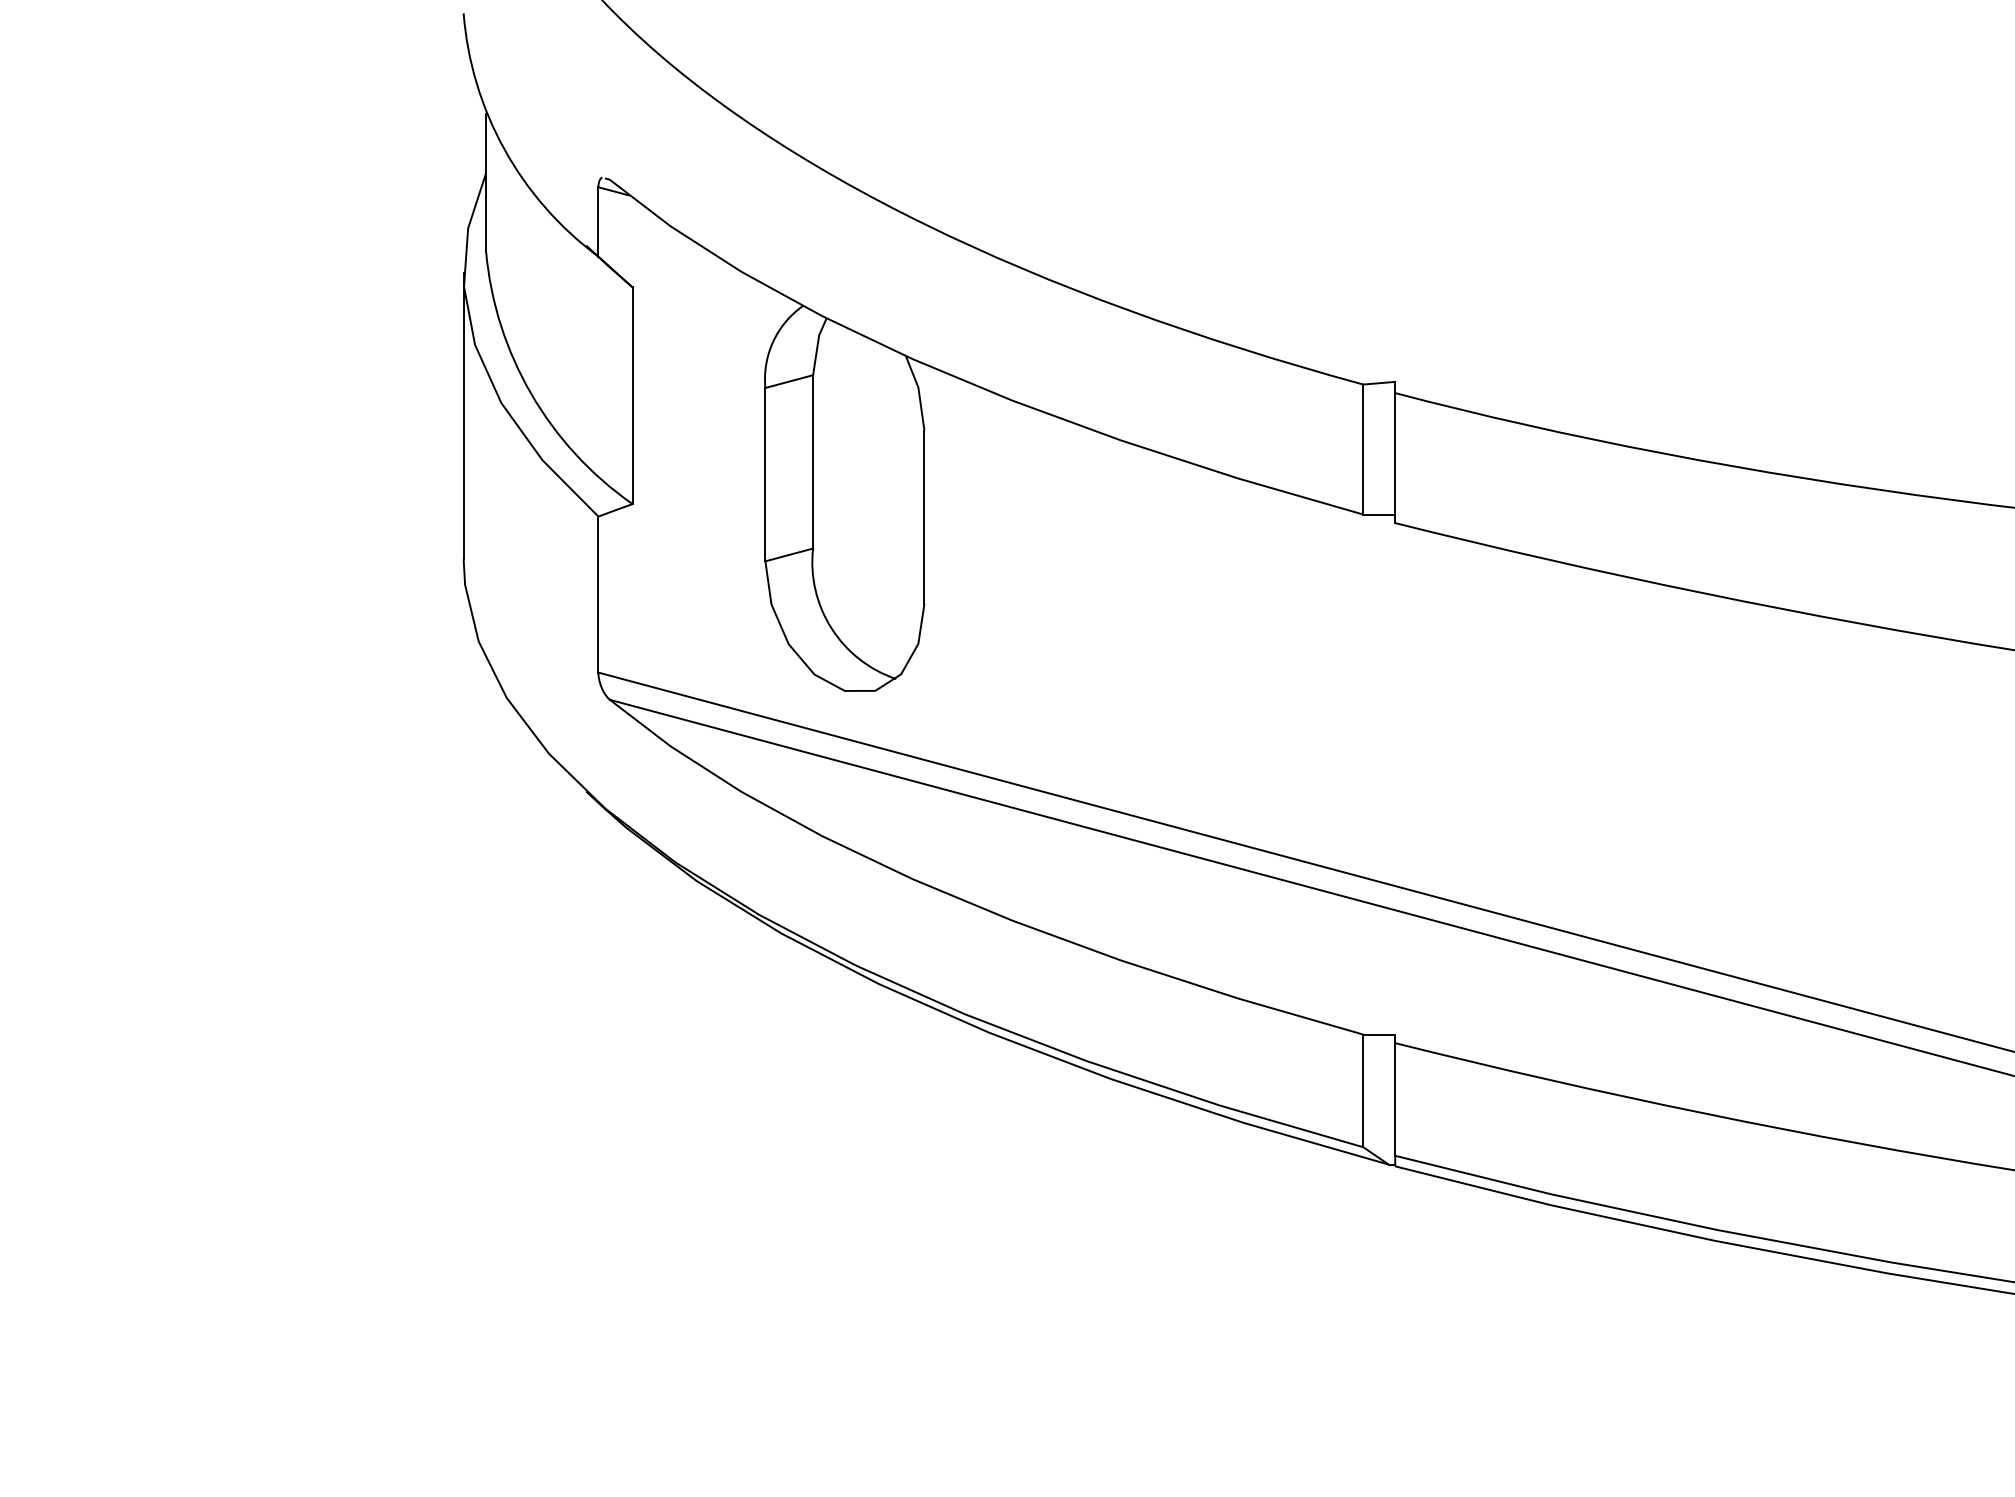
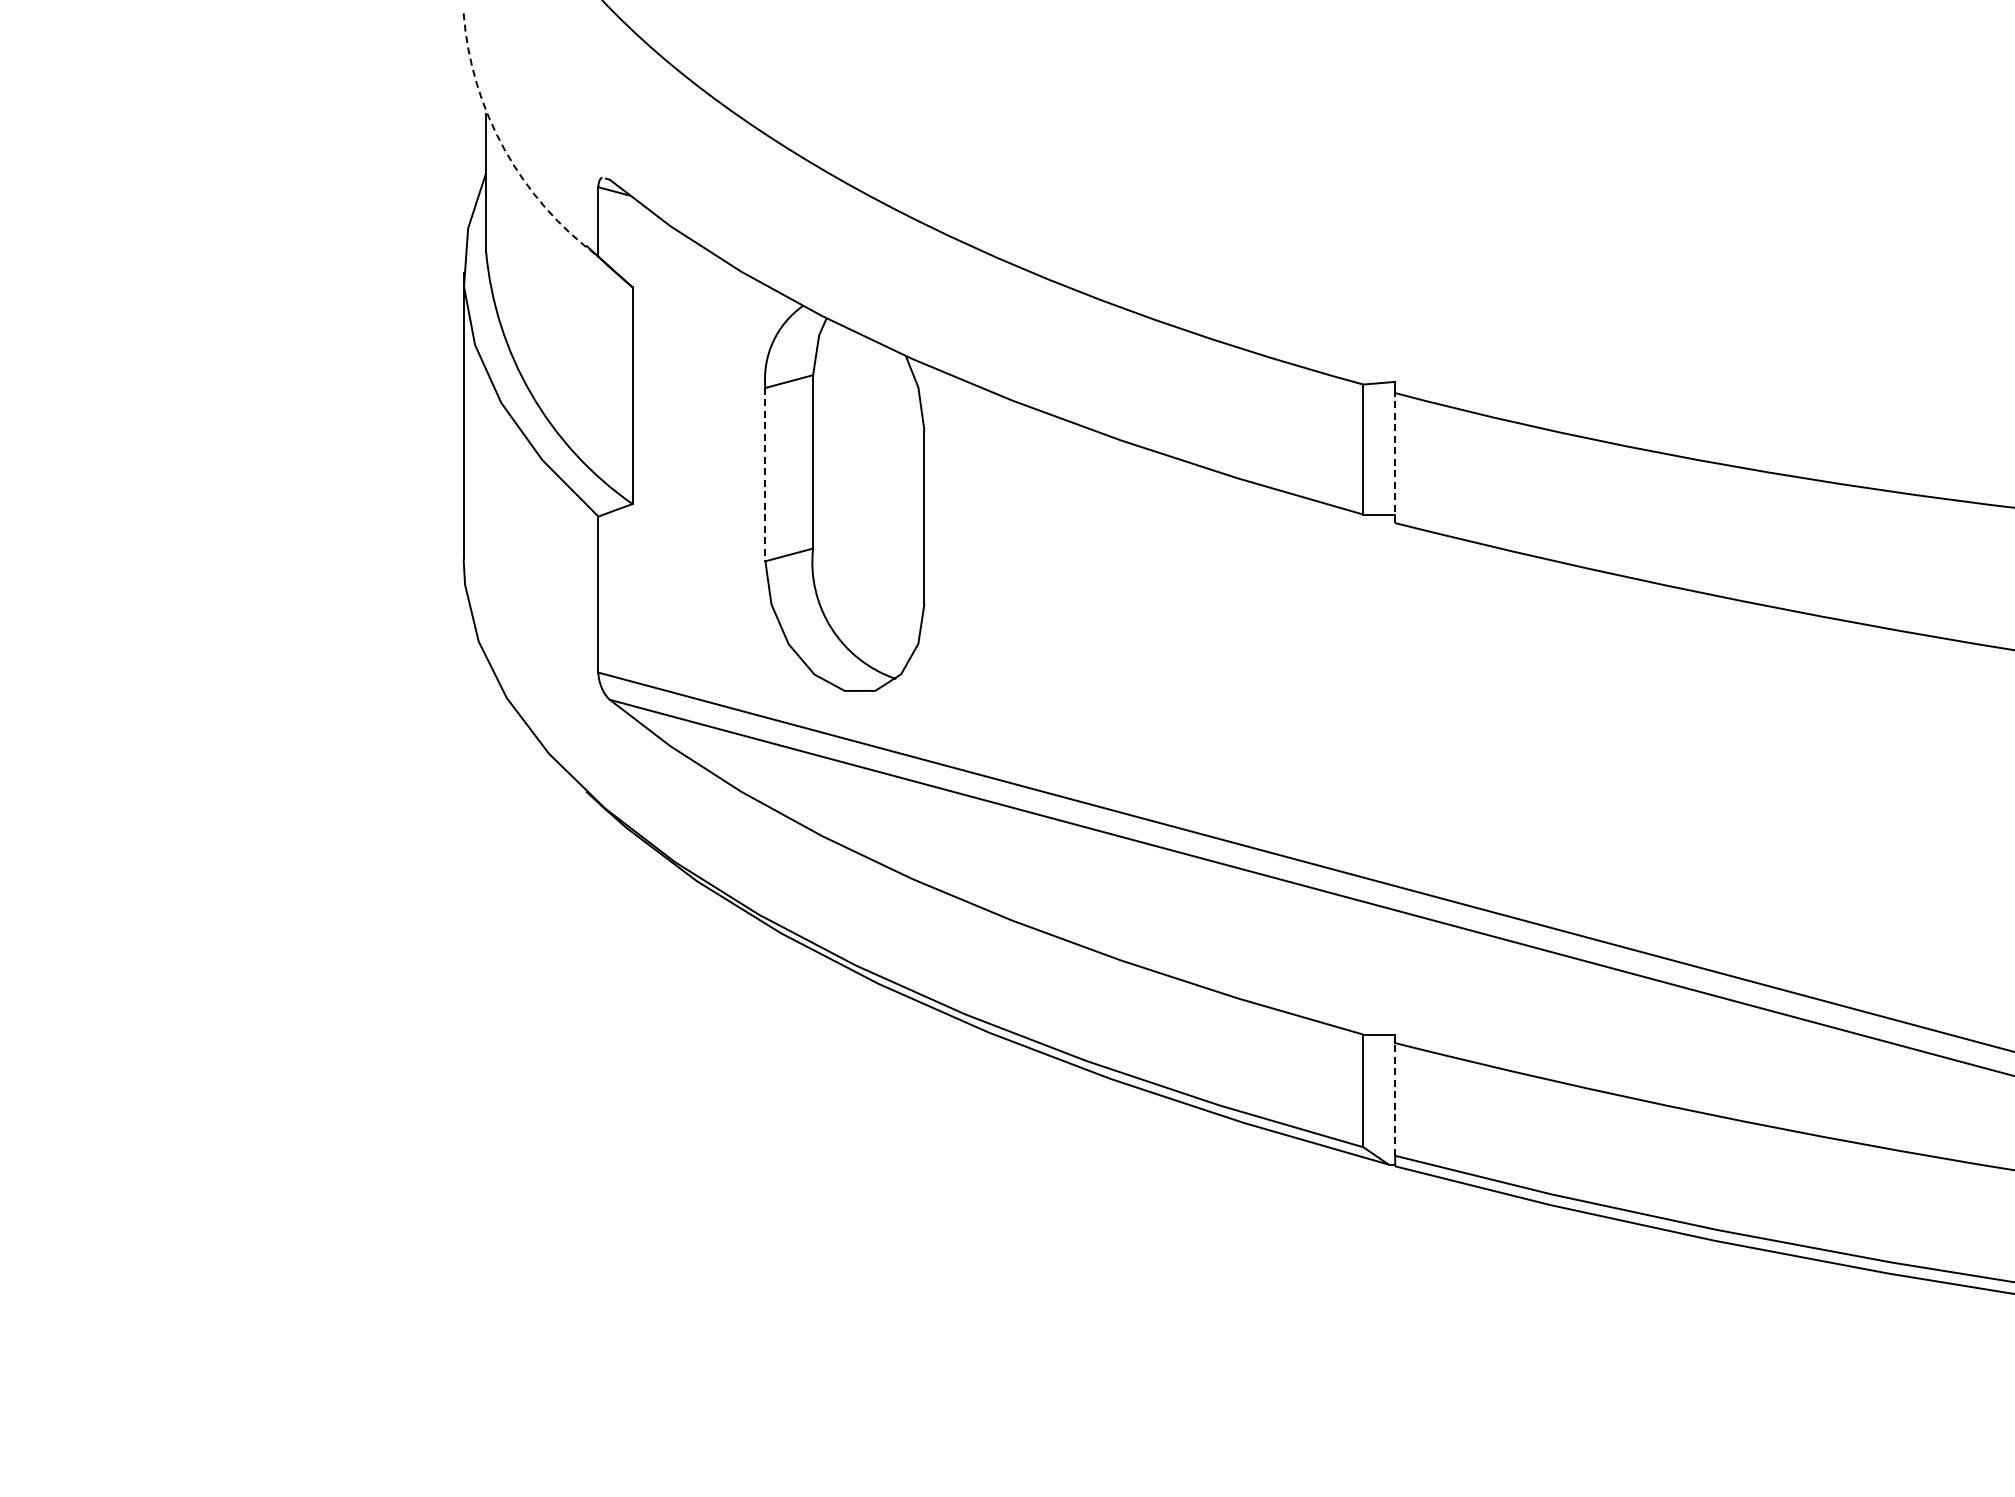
arc: solid -> dashed (504, 149)
line: solid -> dashed (1395, 457)
line: solid -> dashed (765, 474)
line: solid -> dashed (1395, 1098)
